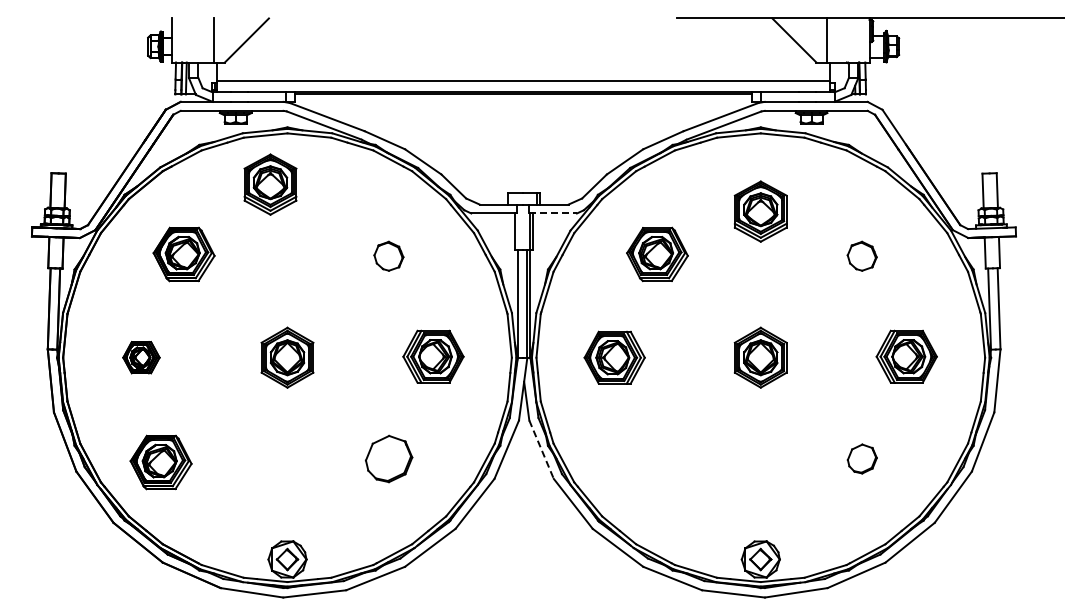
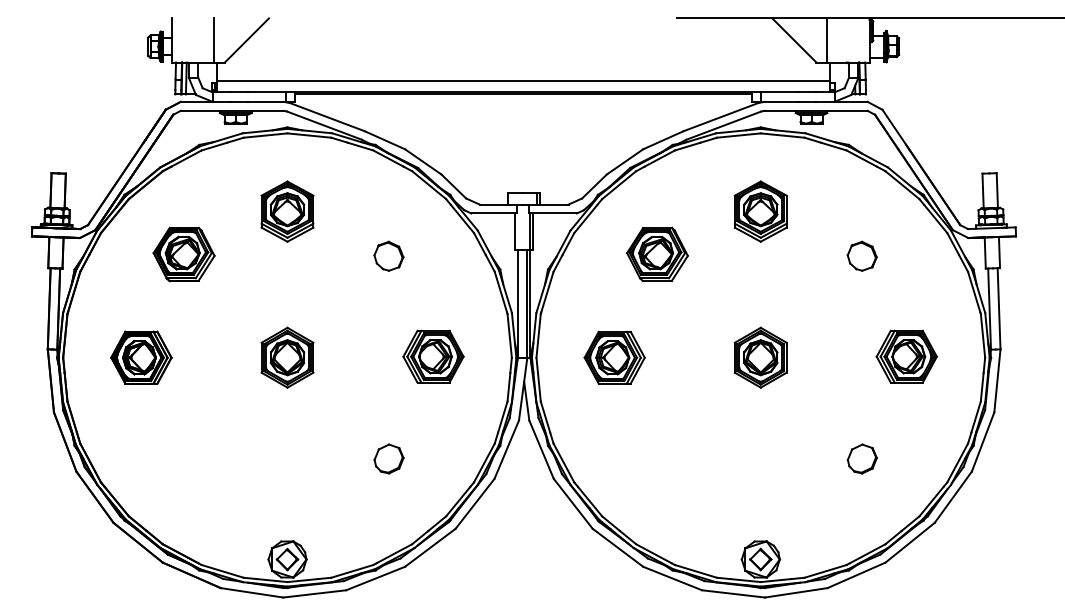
part position: (270, 184) -> (287, 211) (287, 211)
line: dashed -> solid (553, 213)
part size: 39x34 px -> 63x55 px (141, 357)
line: dashed -> solid (541, 449)
part size: 49x50 px -> 32x32 px (388, 458)
part: present -> none (160, 462)
